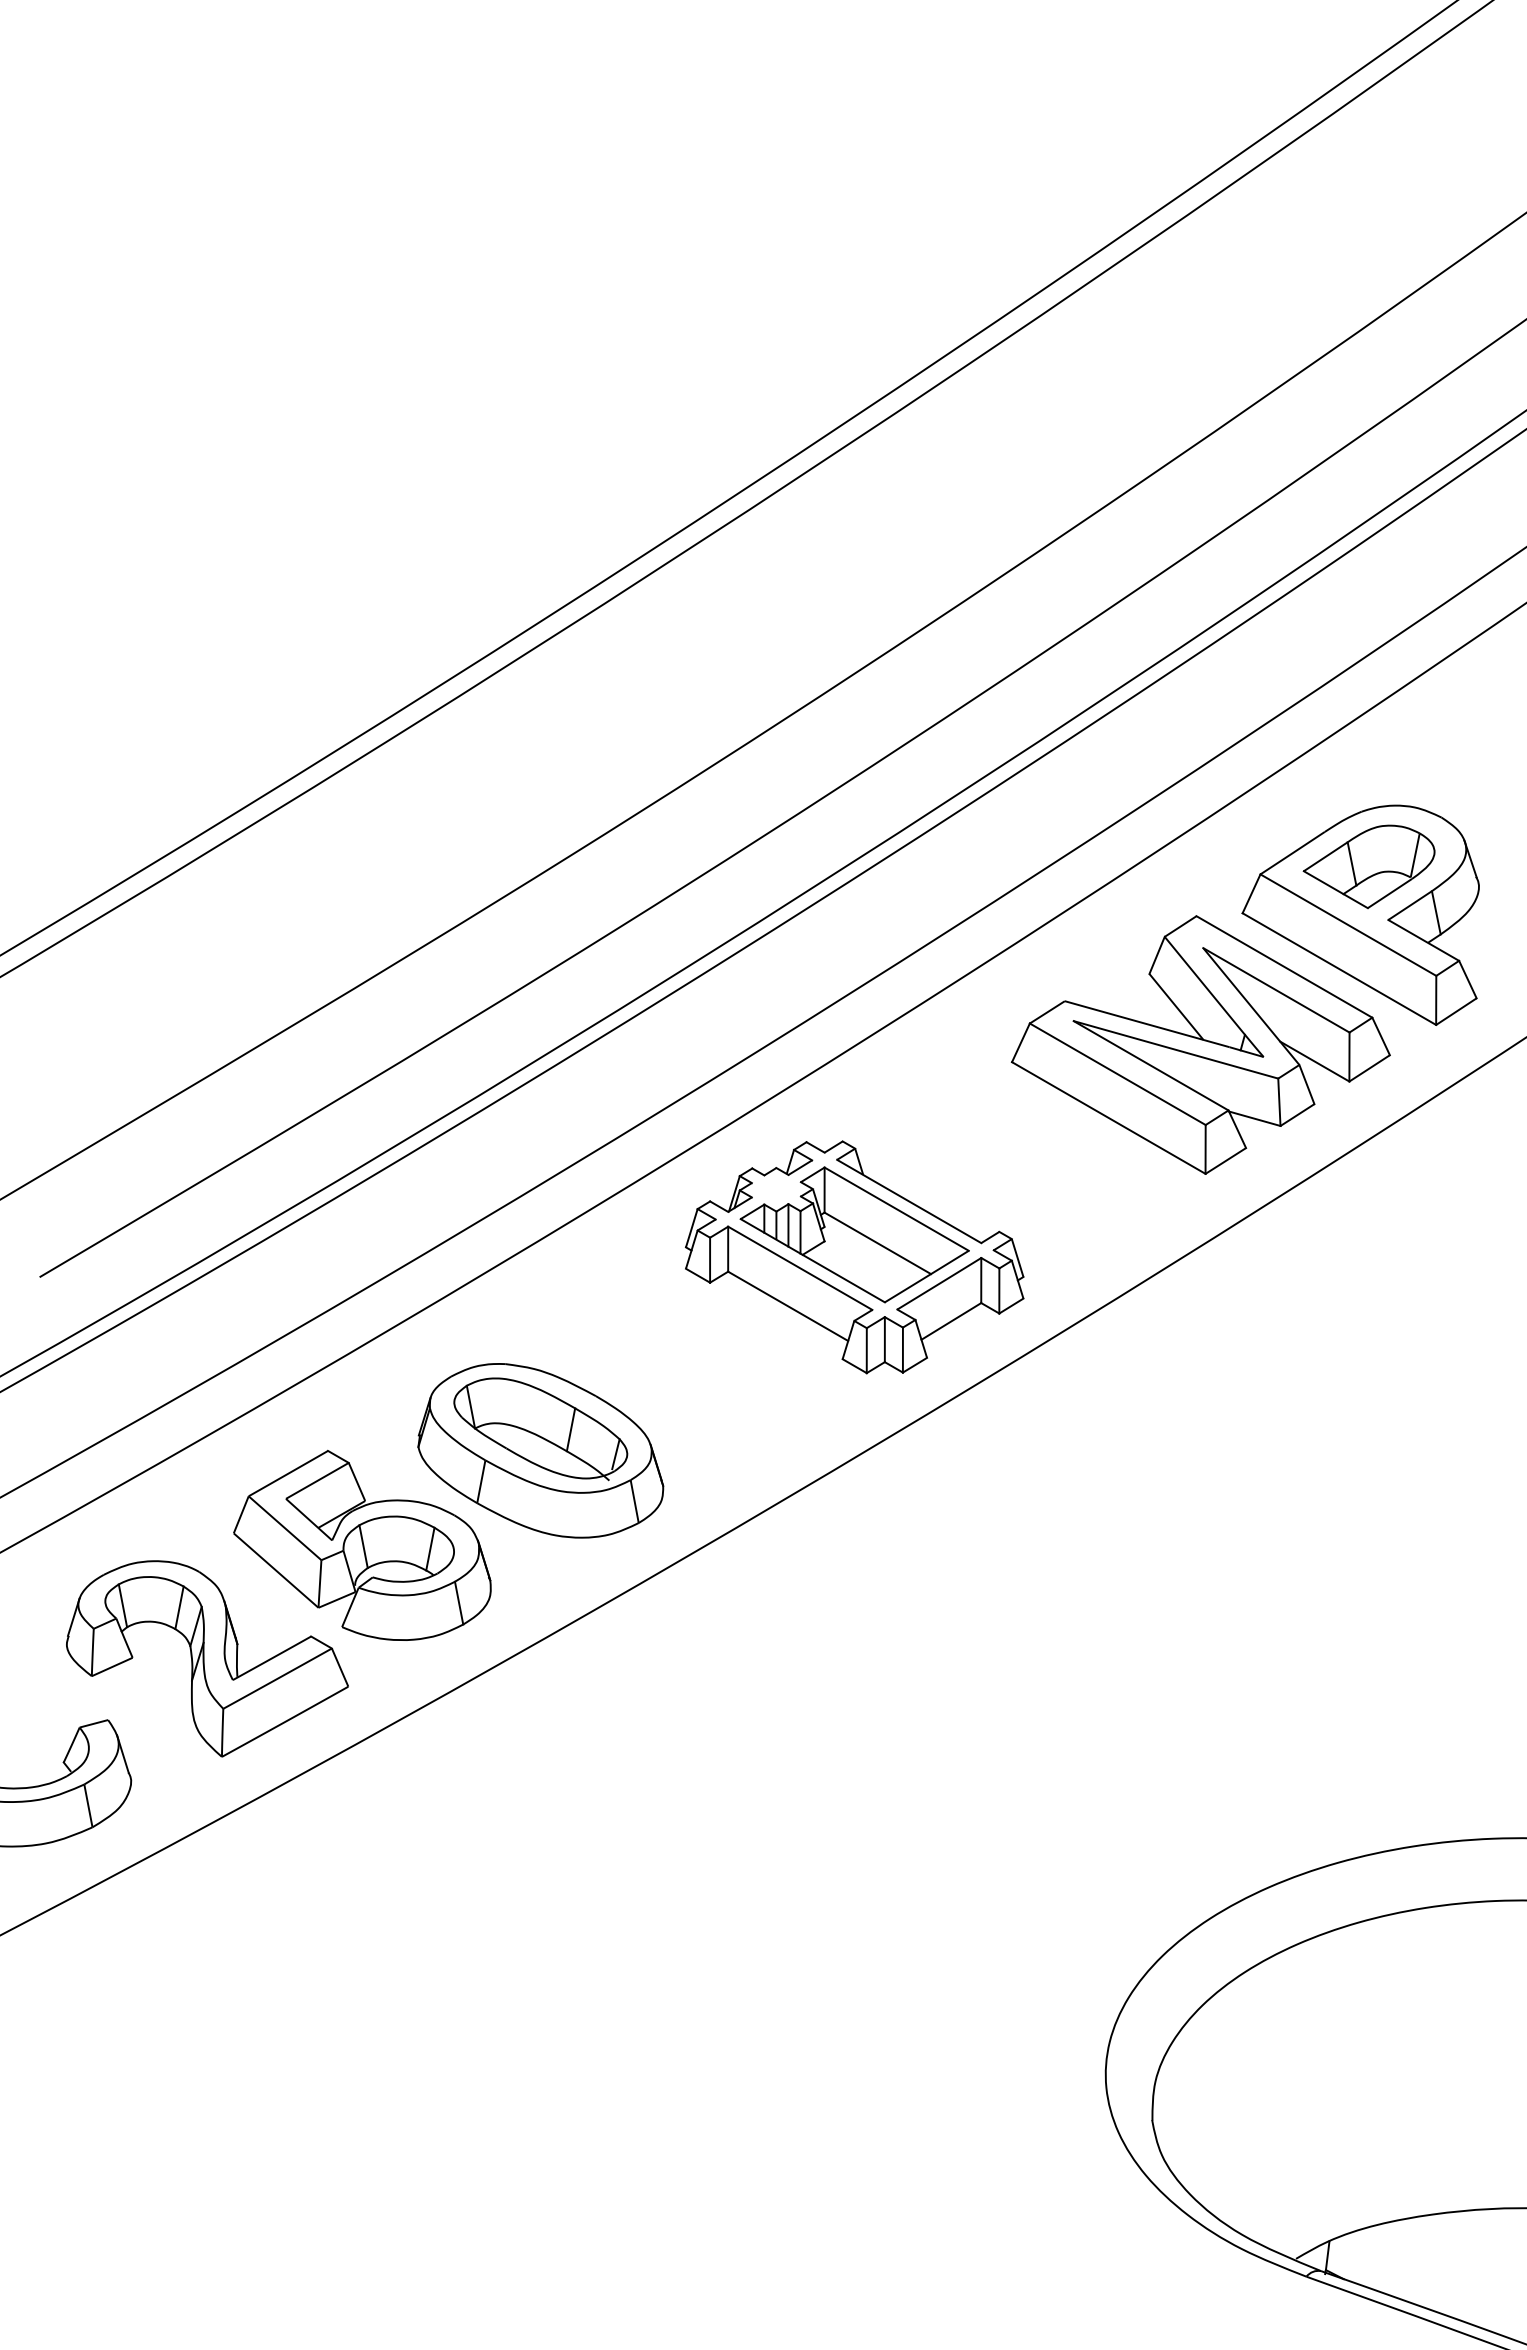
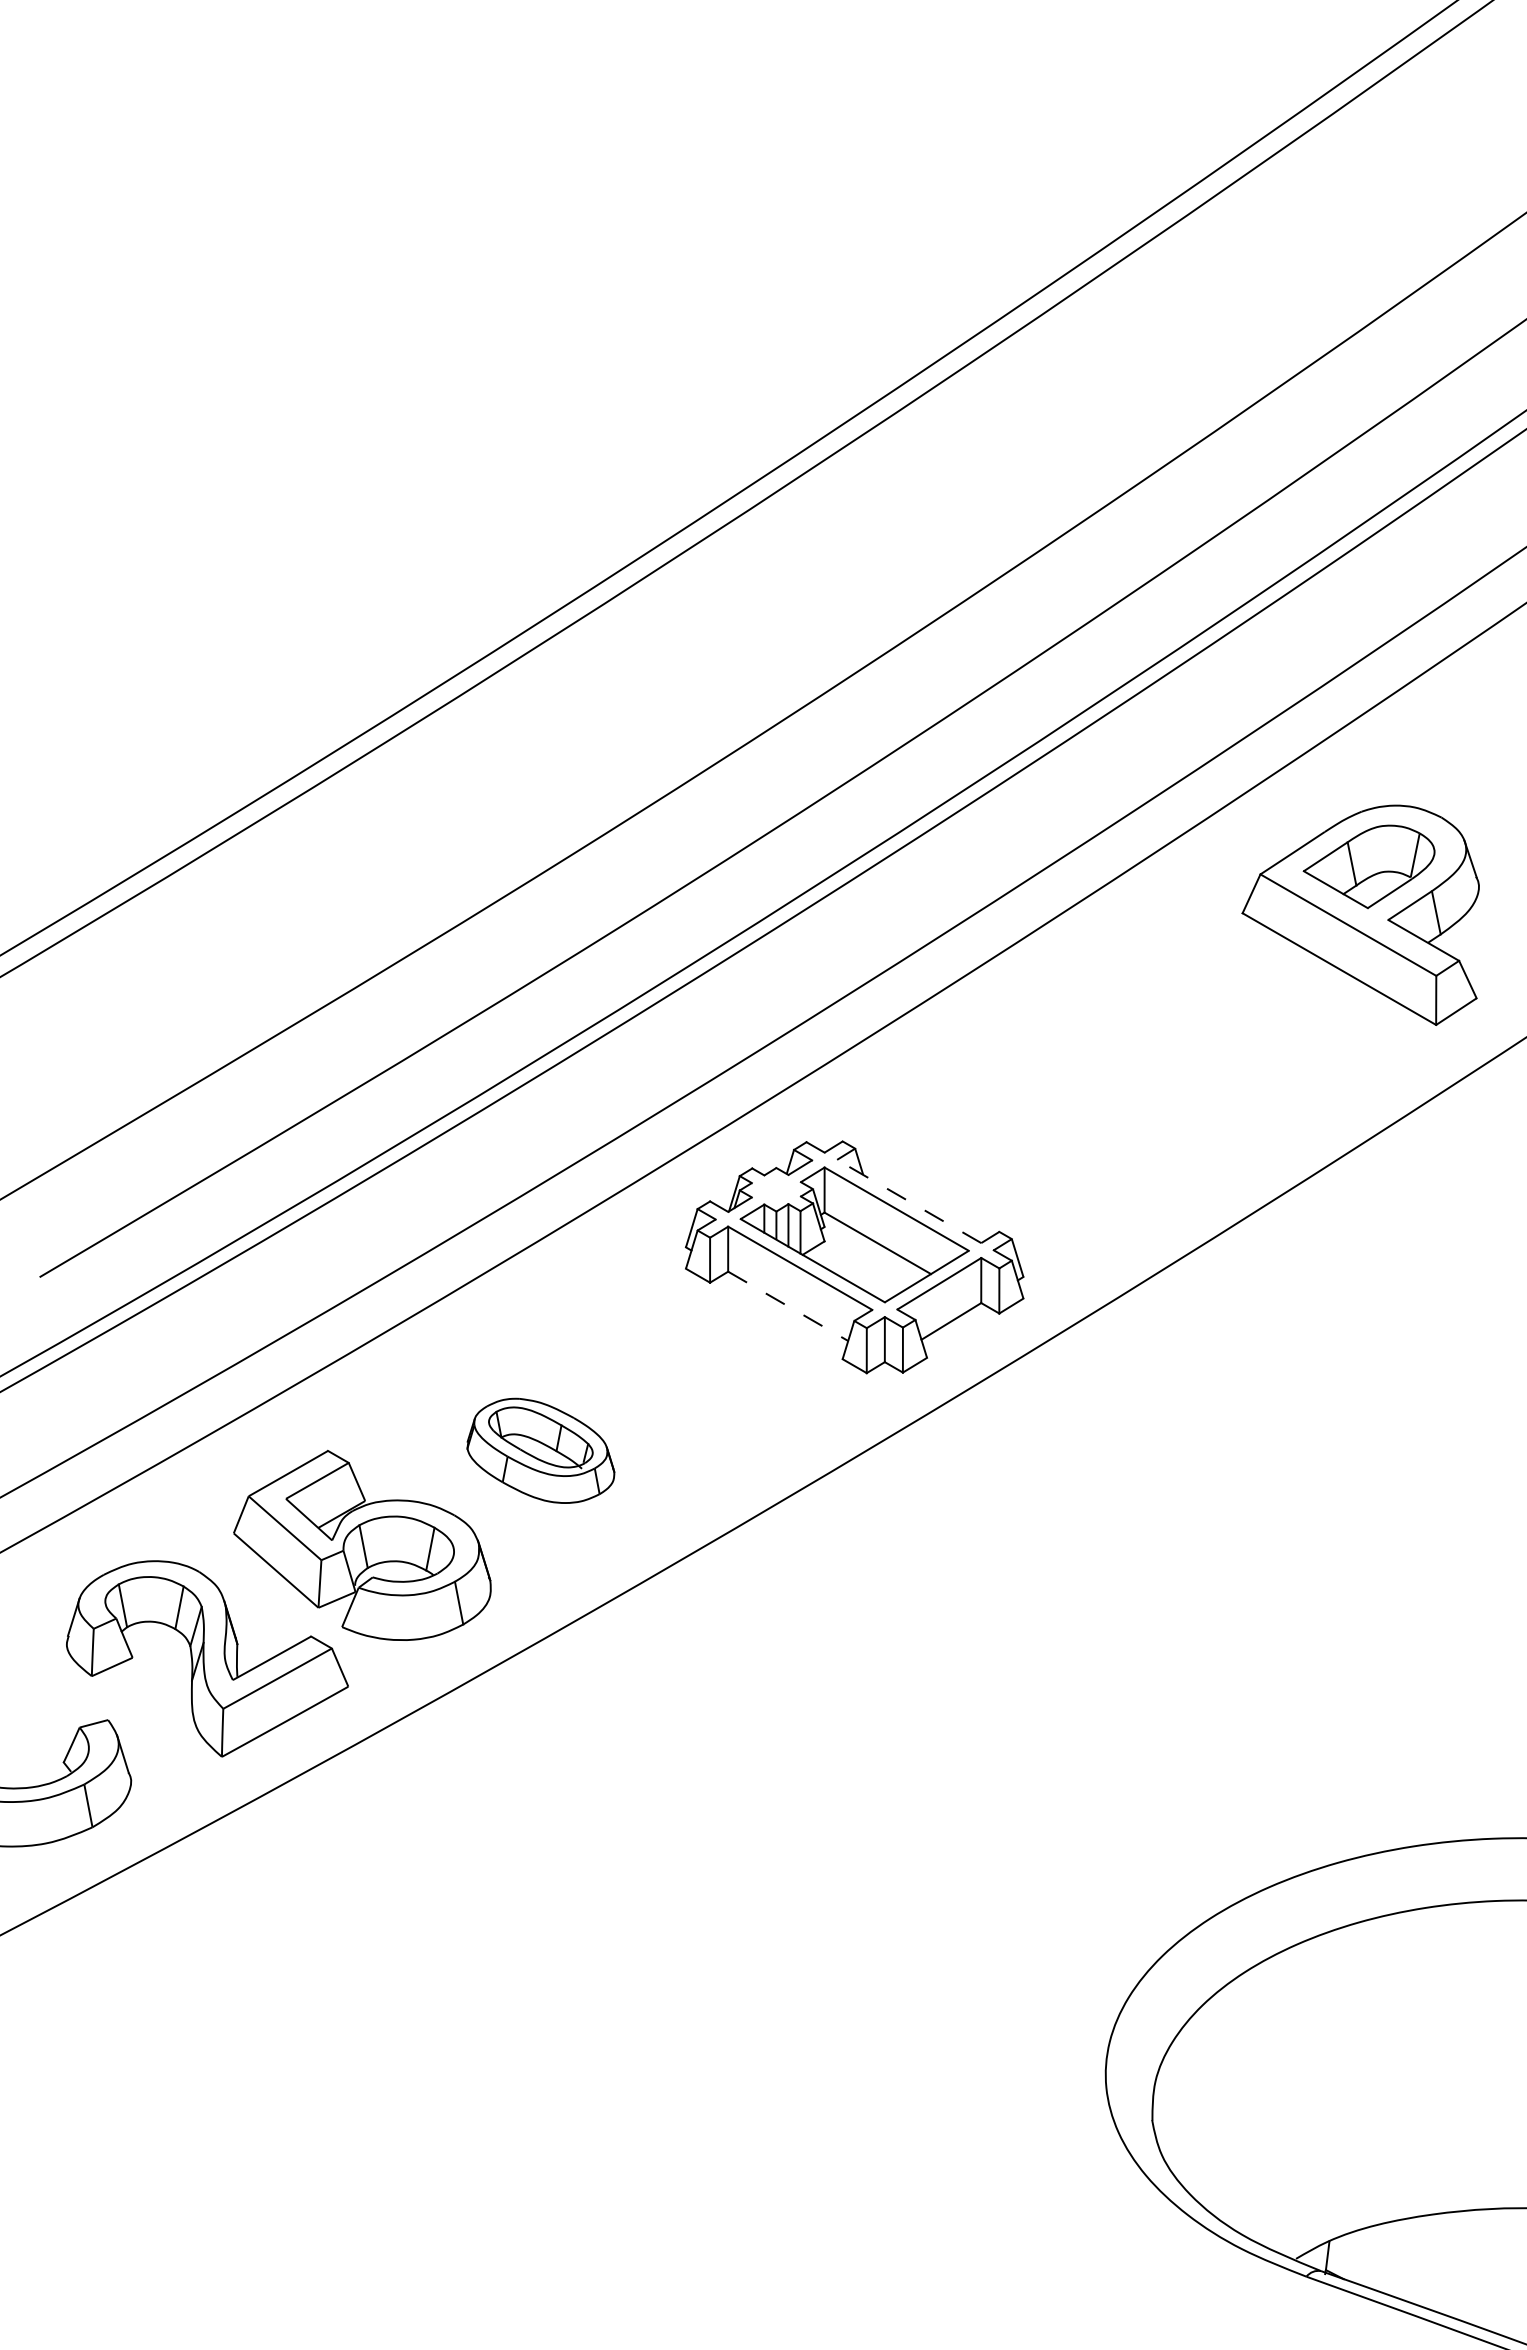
part: present -> none (1200, 1044)
line: solid -> dashed (908, 1201)
line: solid -> dashed (788, 1306)
part size: 248x176 px -> 150x107 px (540, 1450)
